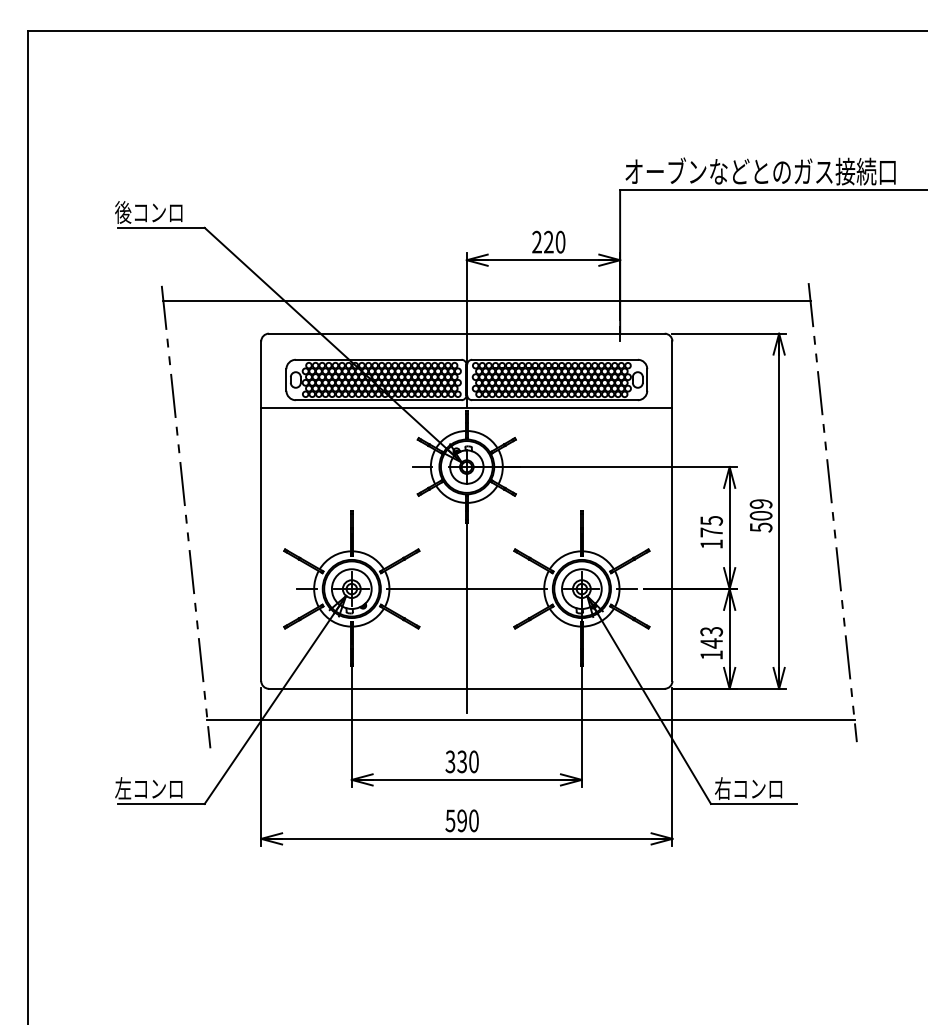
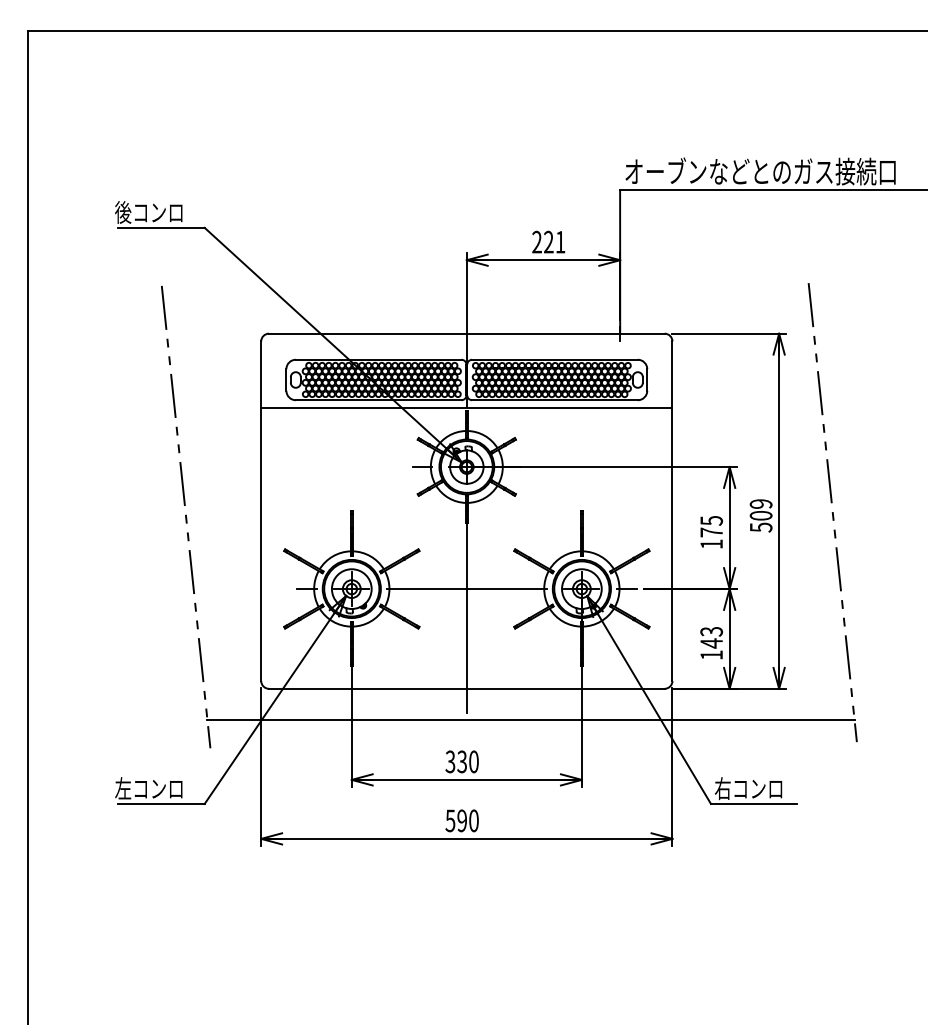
text: 220 -> 221 (560, 241)
line: present -> none (486, 301)
